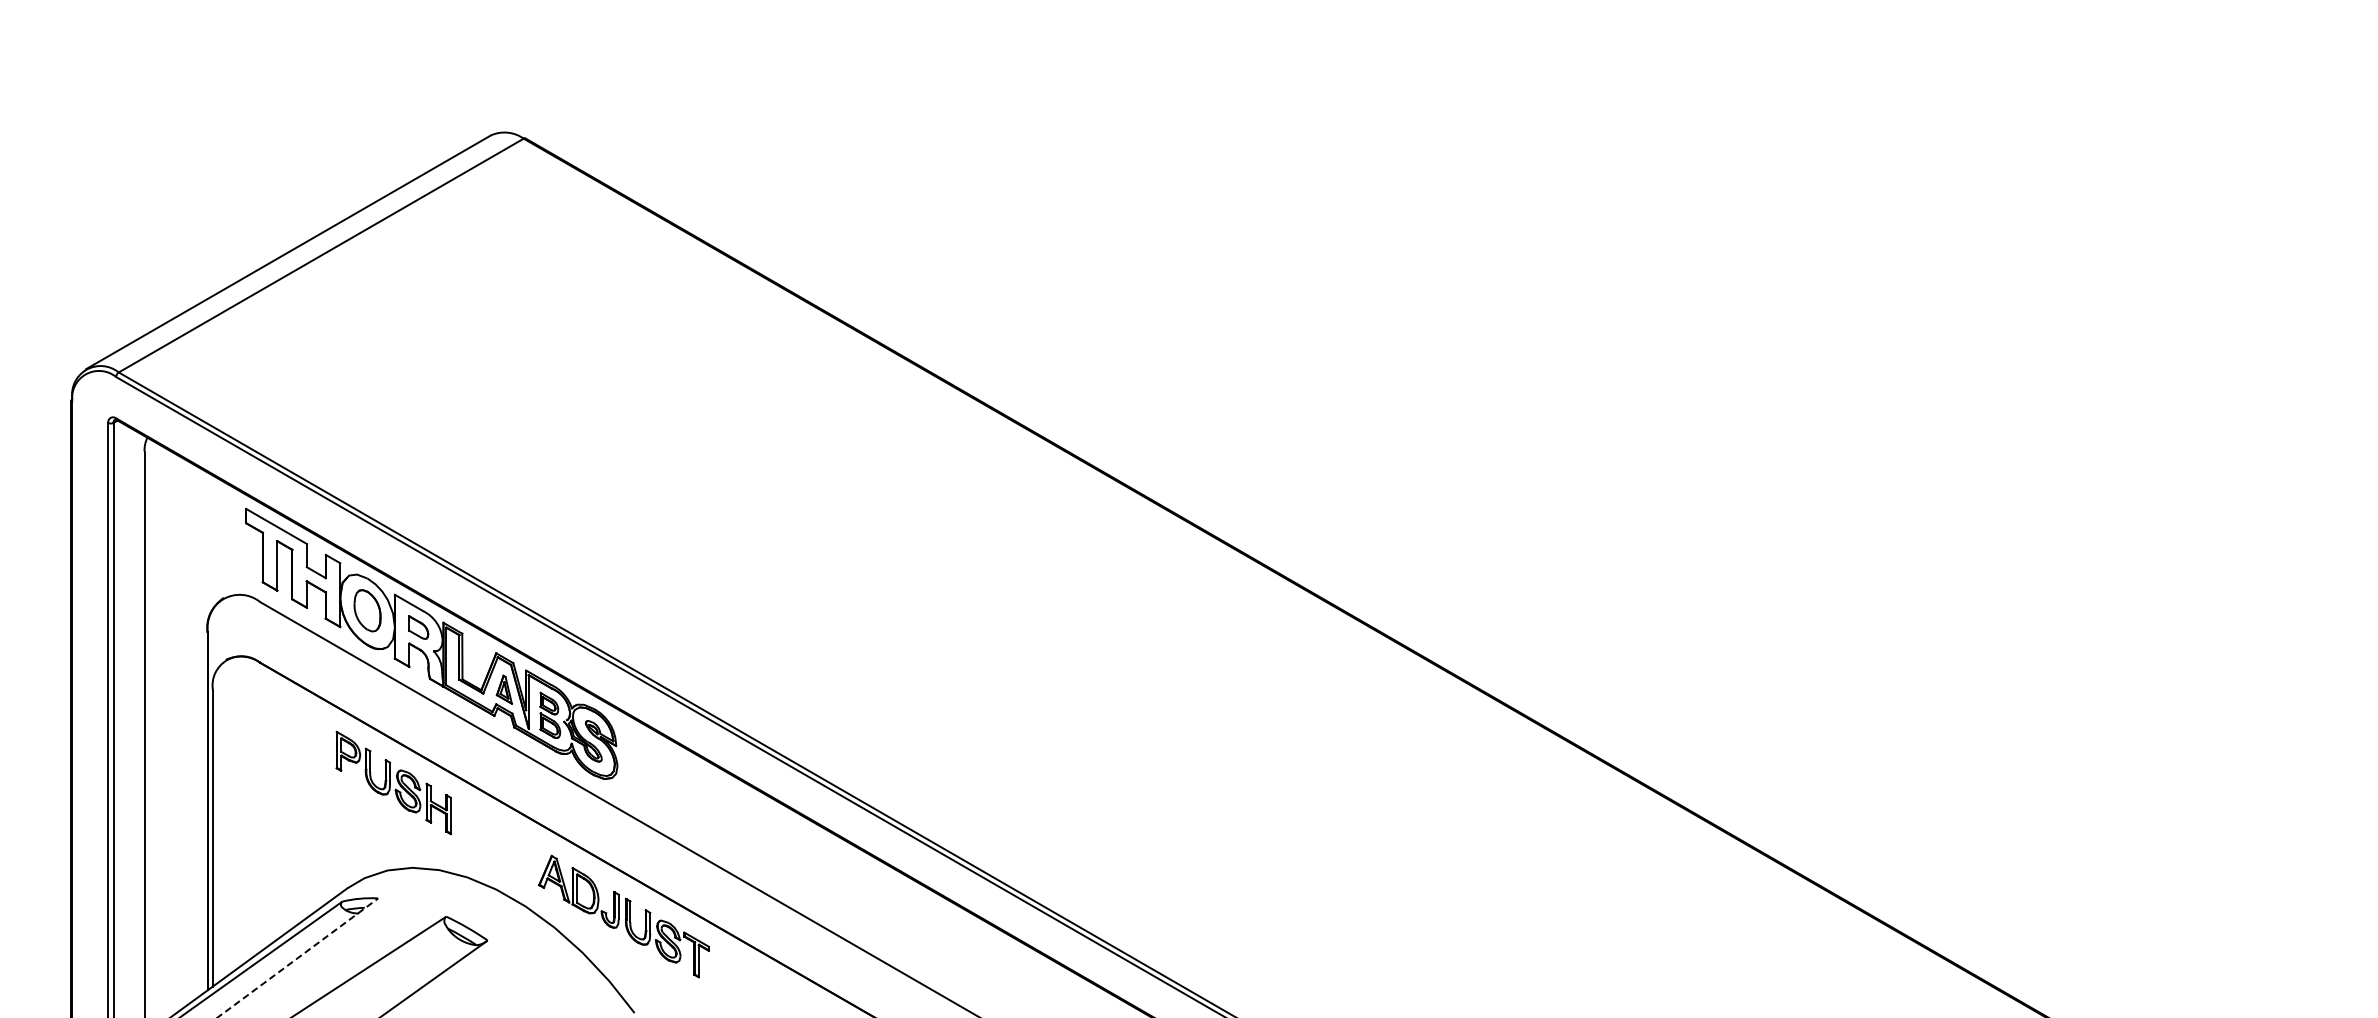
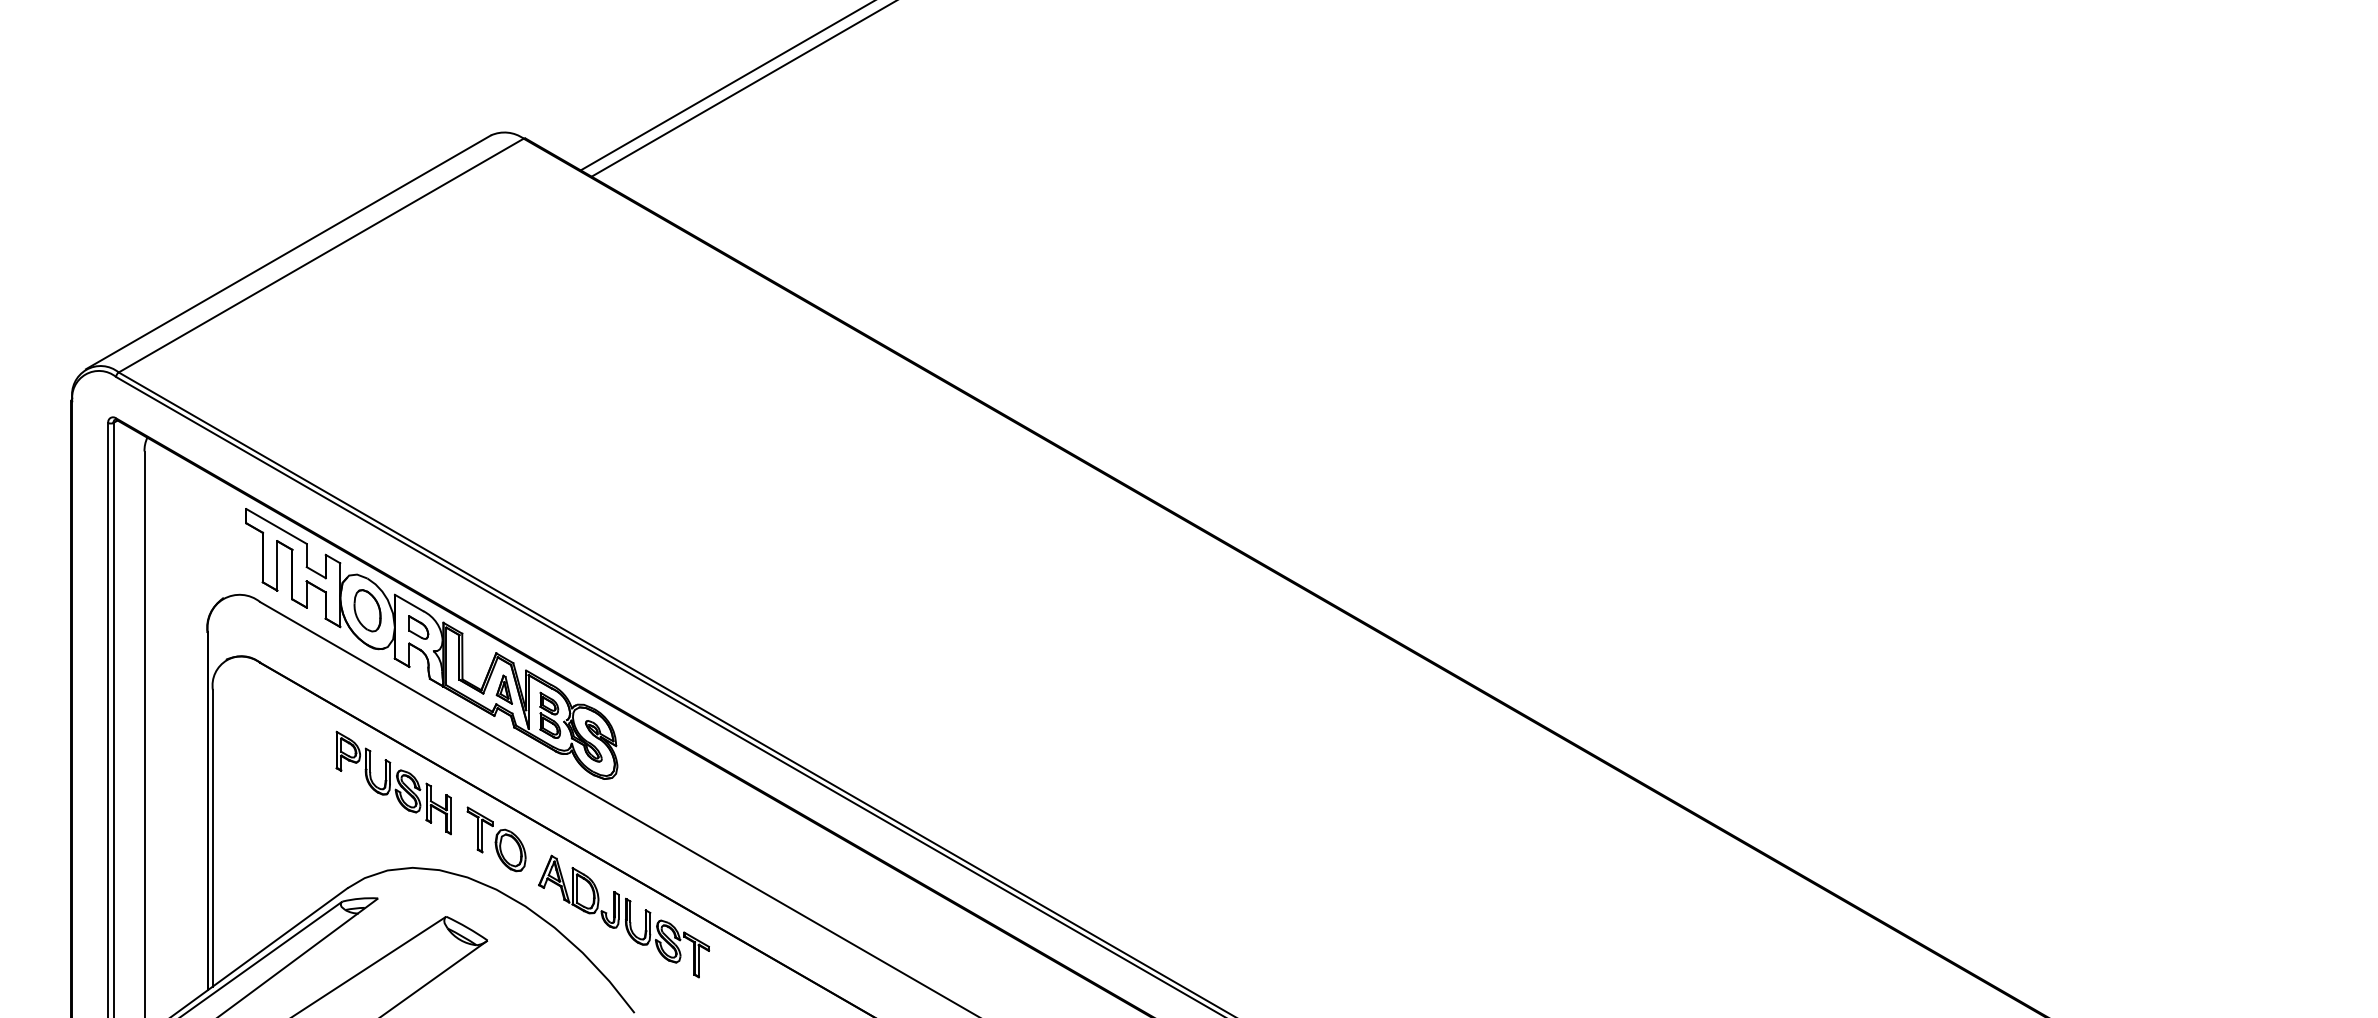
line: none -> present (725, 86)
line: none -> present (742, 89)
part: none -> present (496, 839)
line: dashed -> solid (298, 957)
